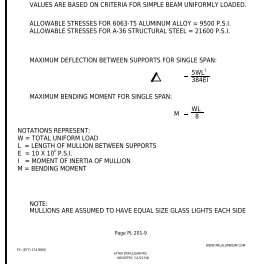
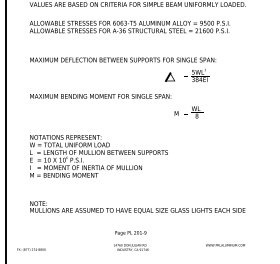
part position: (155, 76) -> (169, 76) (169, 76)
text position: (86, 149) -> (98, 156) (98, 156)
text position: (131, 255) -> (131, 247) (131, 247)
